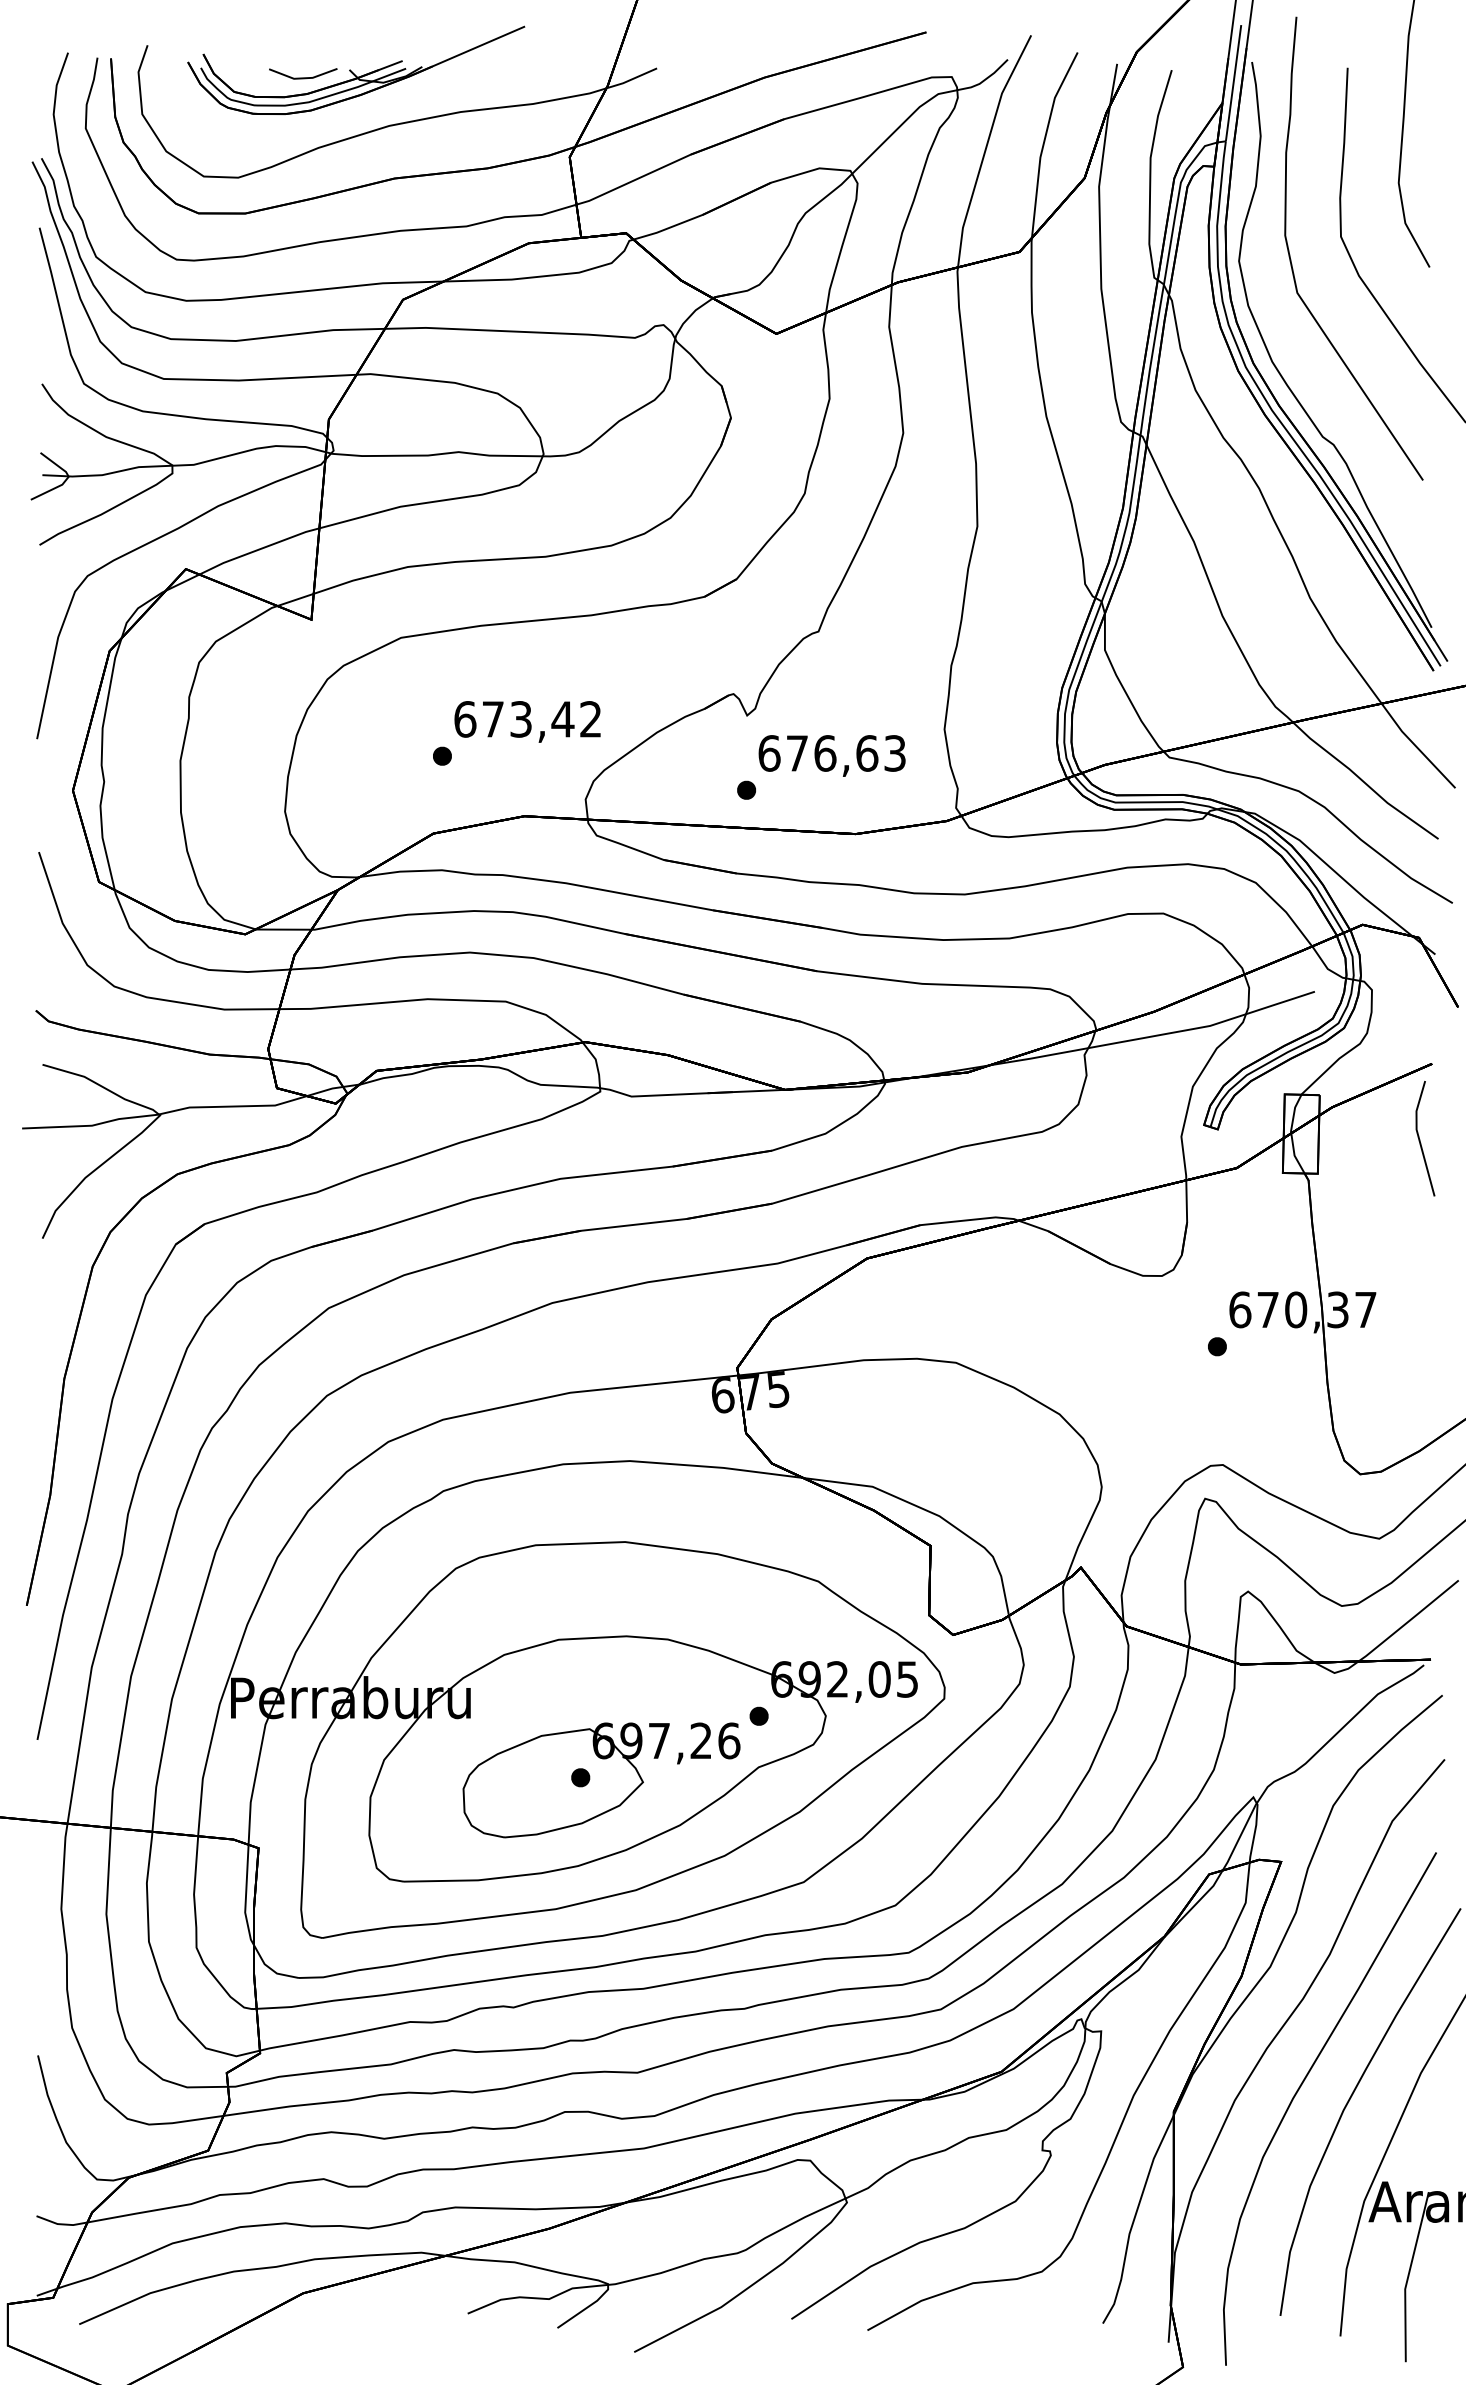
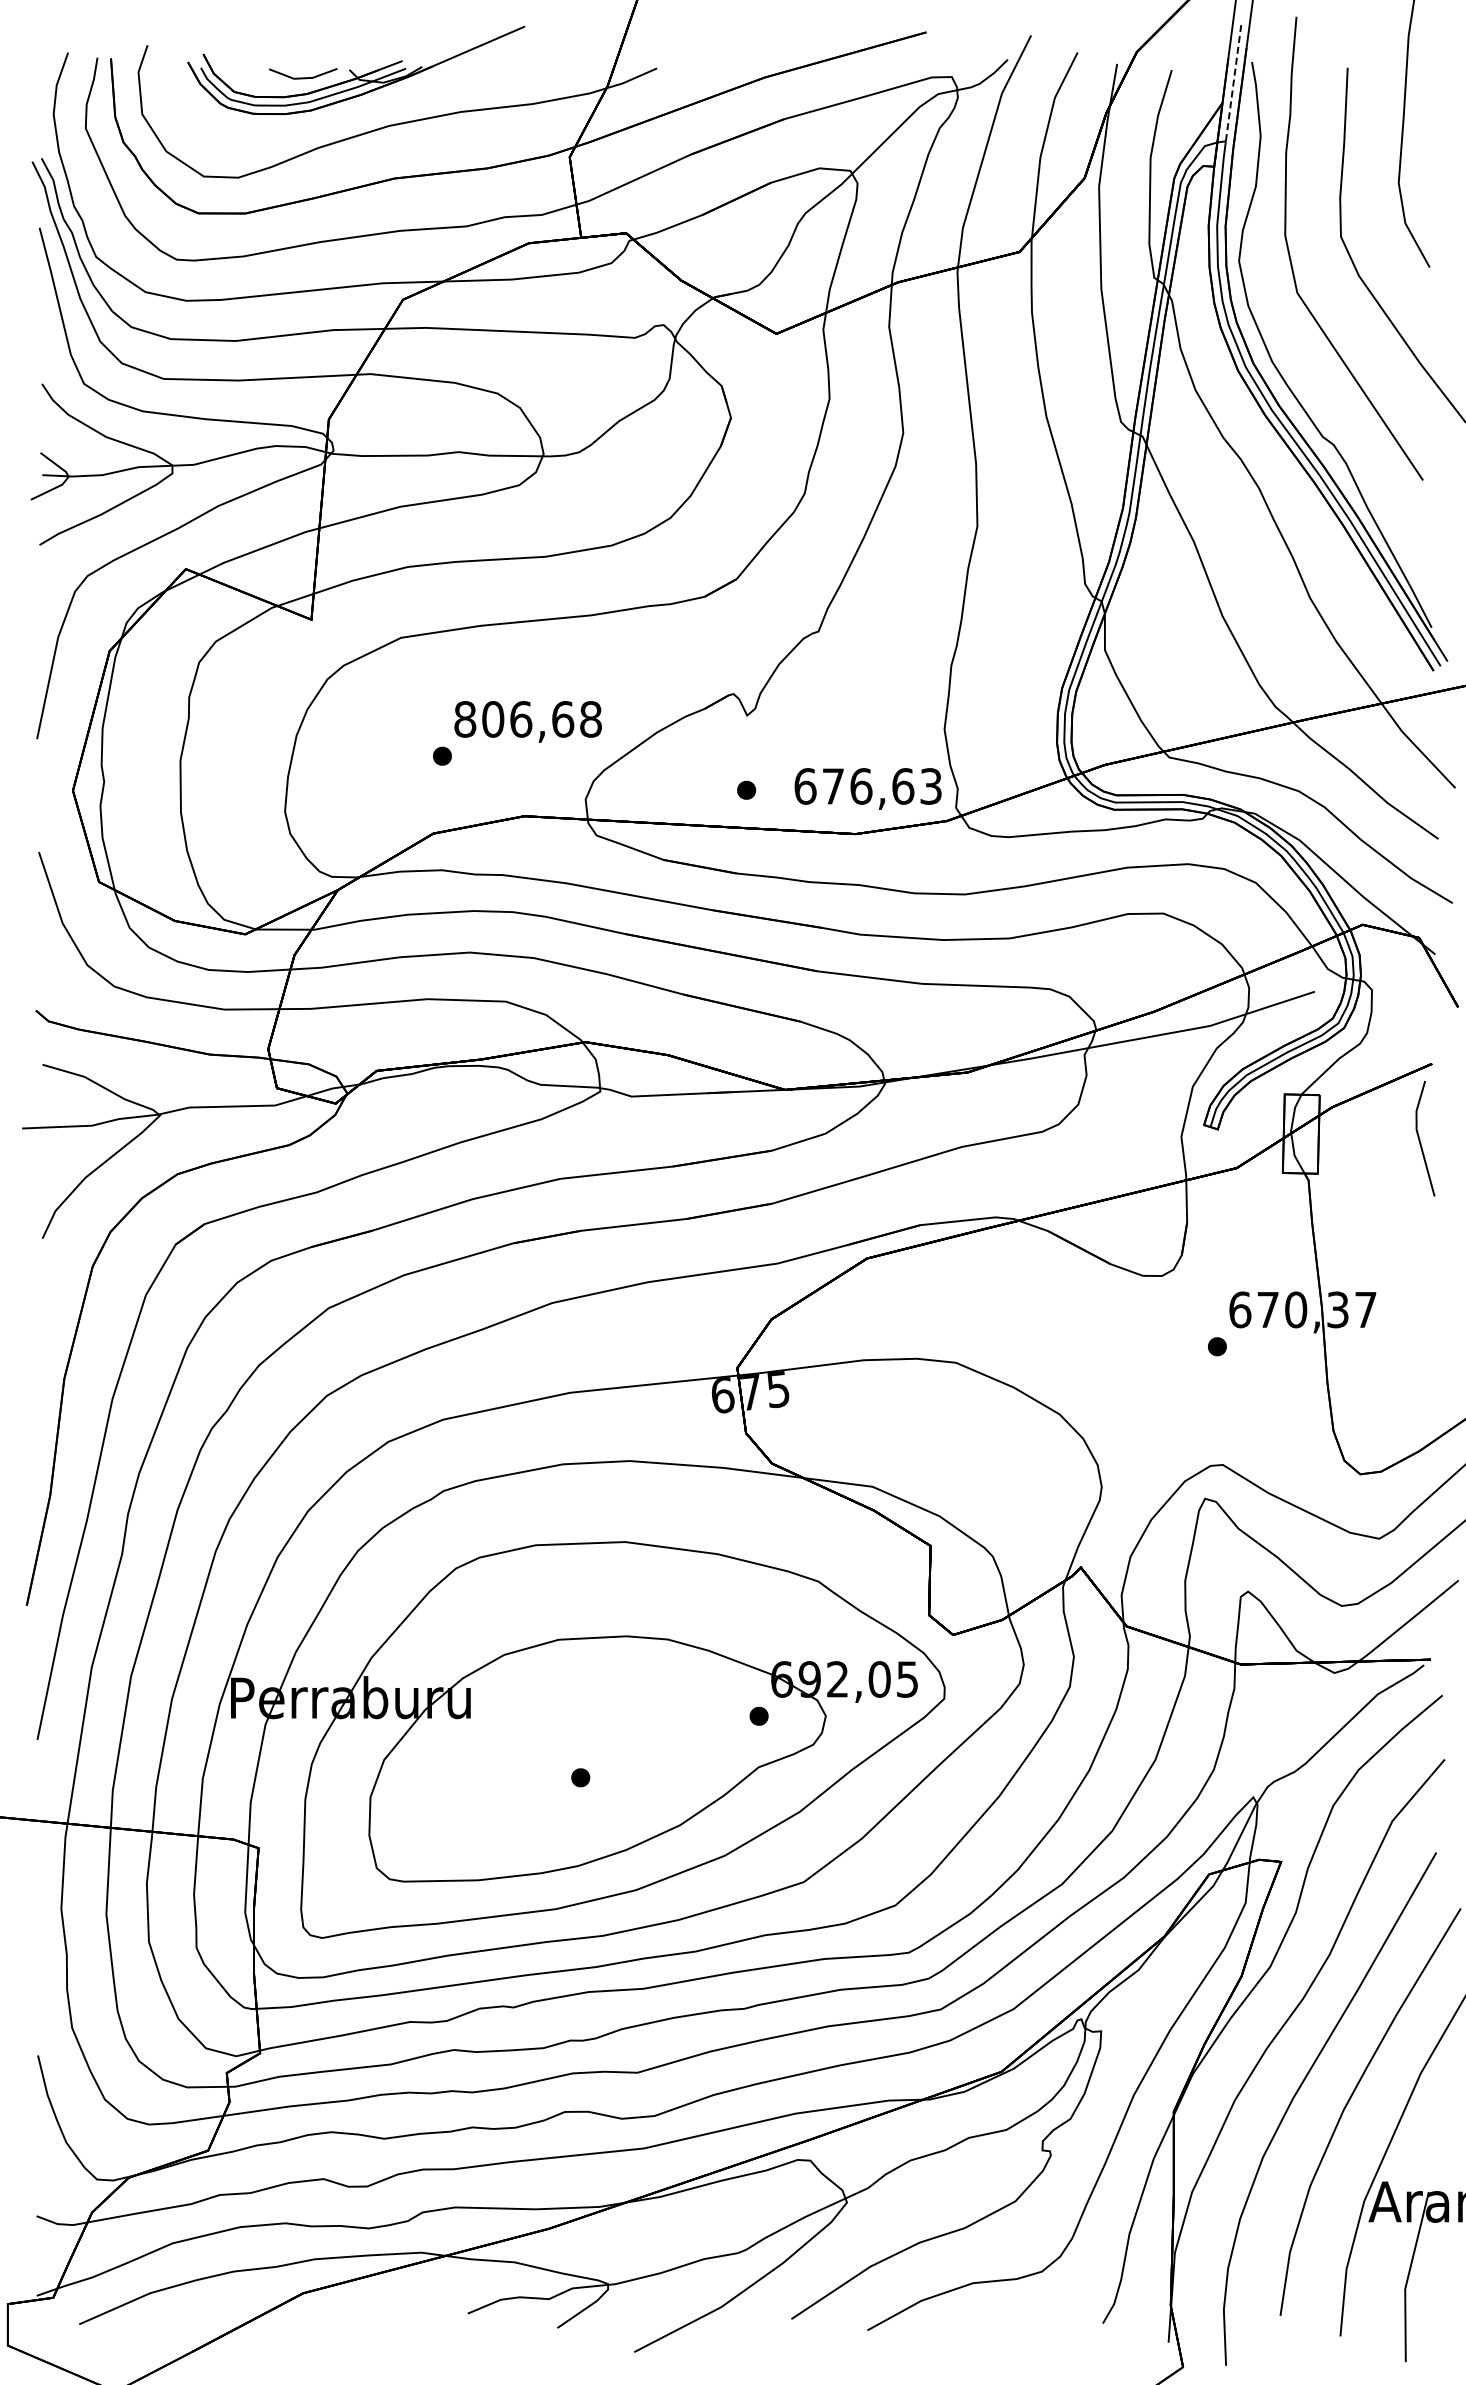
line: solid -> dashed (1233, 84)
text: 673,42 -> 806,68 (527, 719)
text position: (831, 755) -> (867, 788) (867, 788)
part: present -> none (601, 1780)
